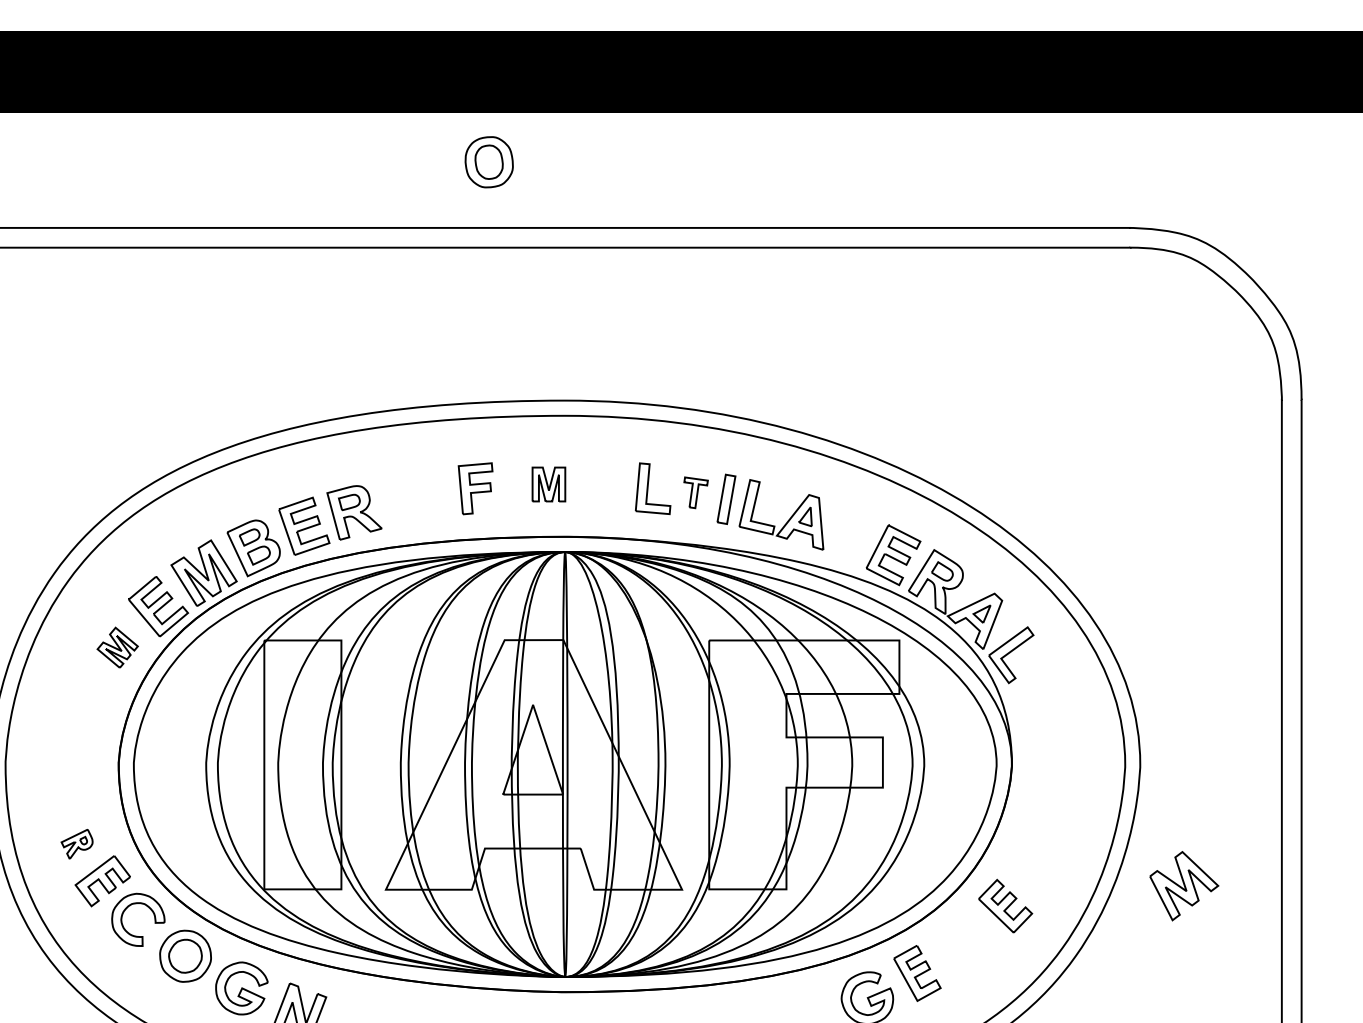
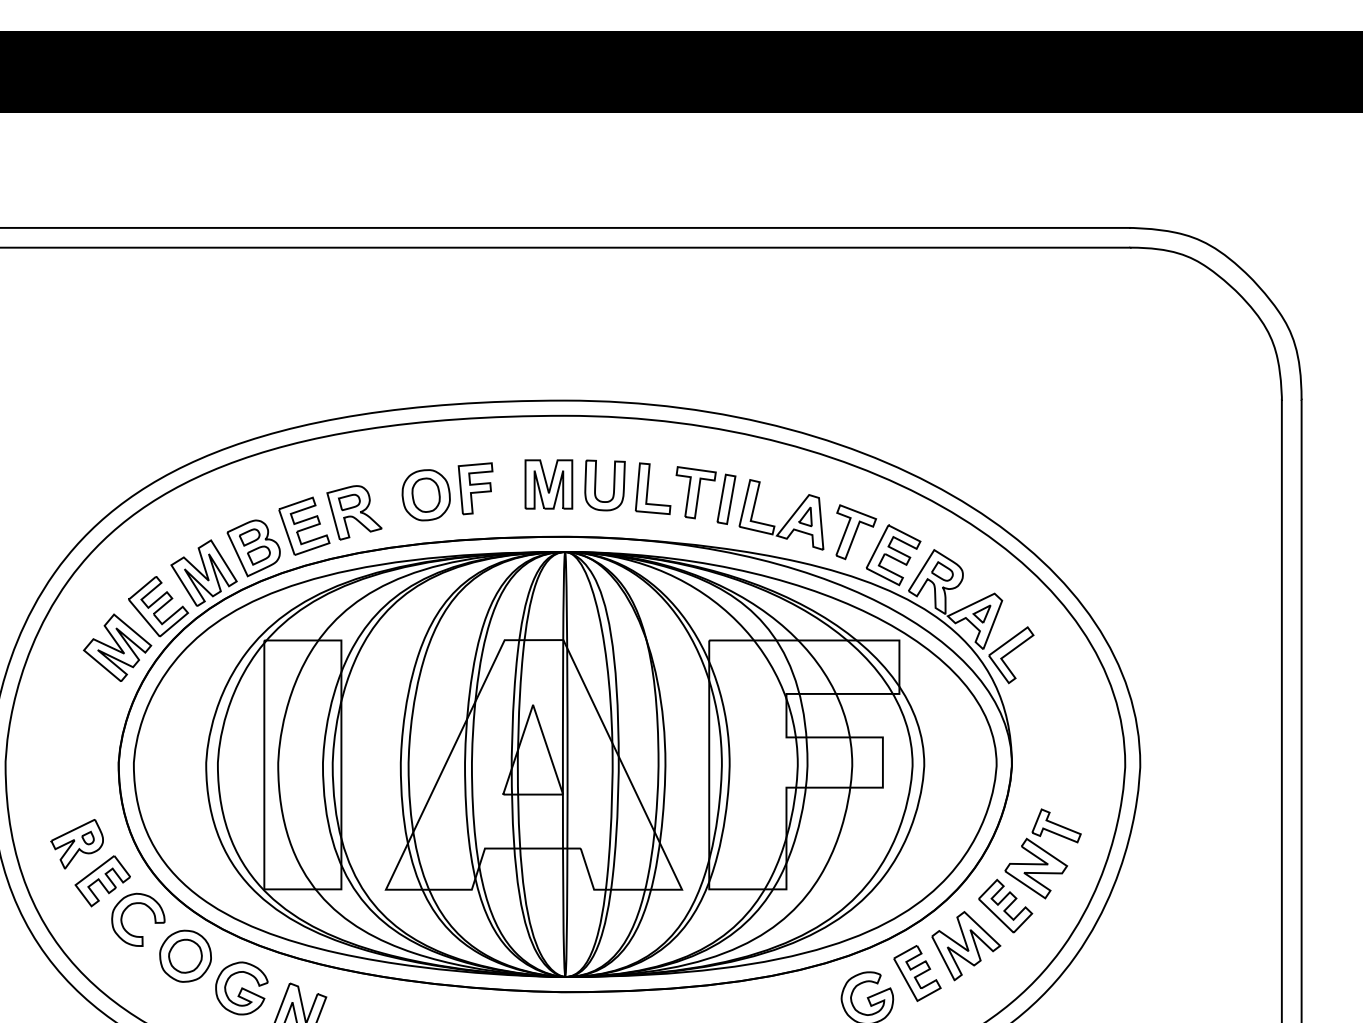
part position: (488, 162) -> (425, 495) (425, 495)
part size: 36x37 px -> 50x51 px (548, 484)
part: none -> present (596, 485)
part size: 26x34 px -> 42x54 px (695, 492)
part: none -> present (856, 532)
part size: 43x43 px -> 70x69 px (117, 647)
part size: 34x31 px -> 54x51 px (76, 844)
part: none -> present (1042, 853)
part position: (1184, 886) -> (966, 946) (966, 946)
